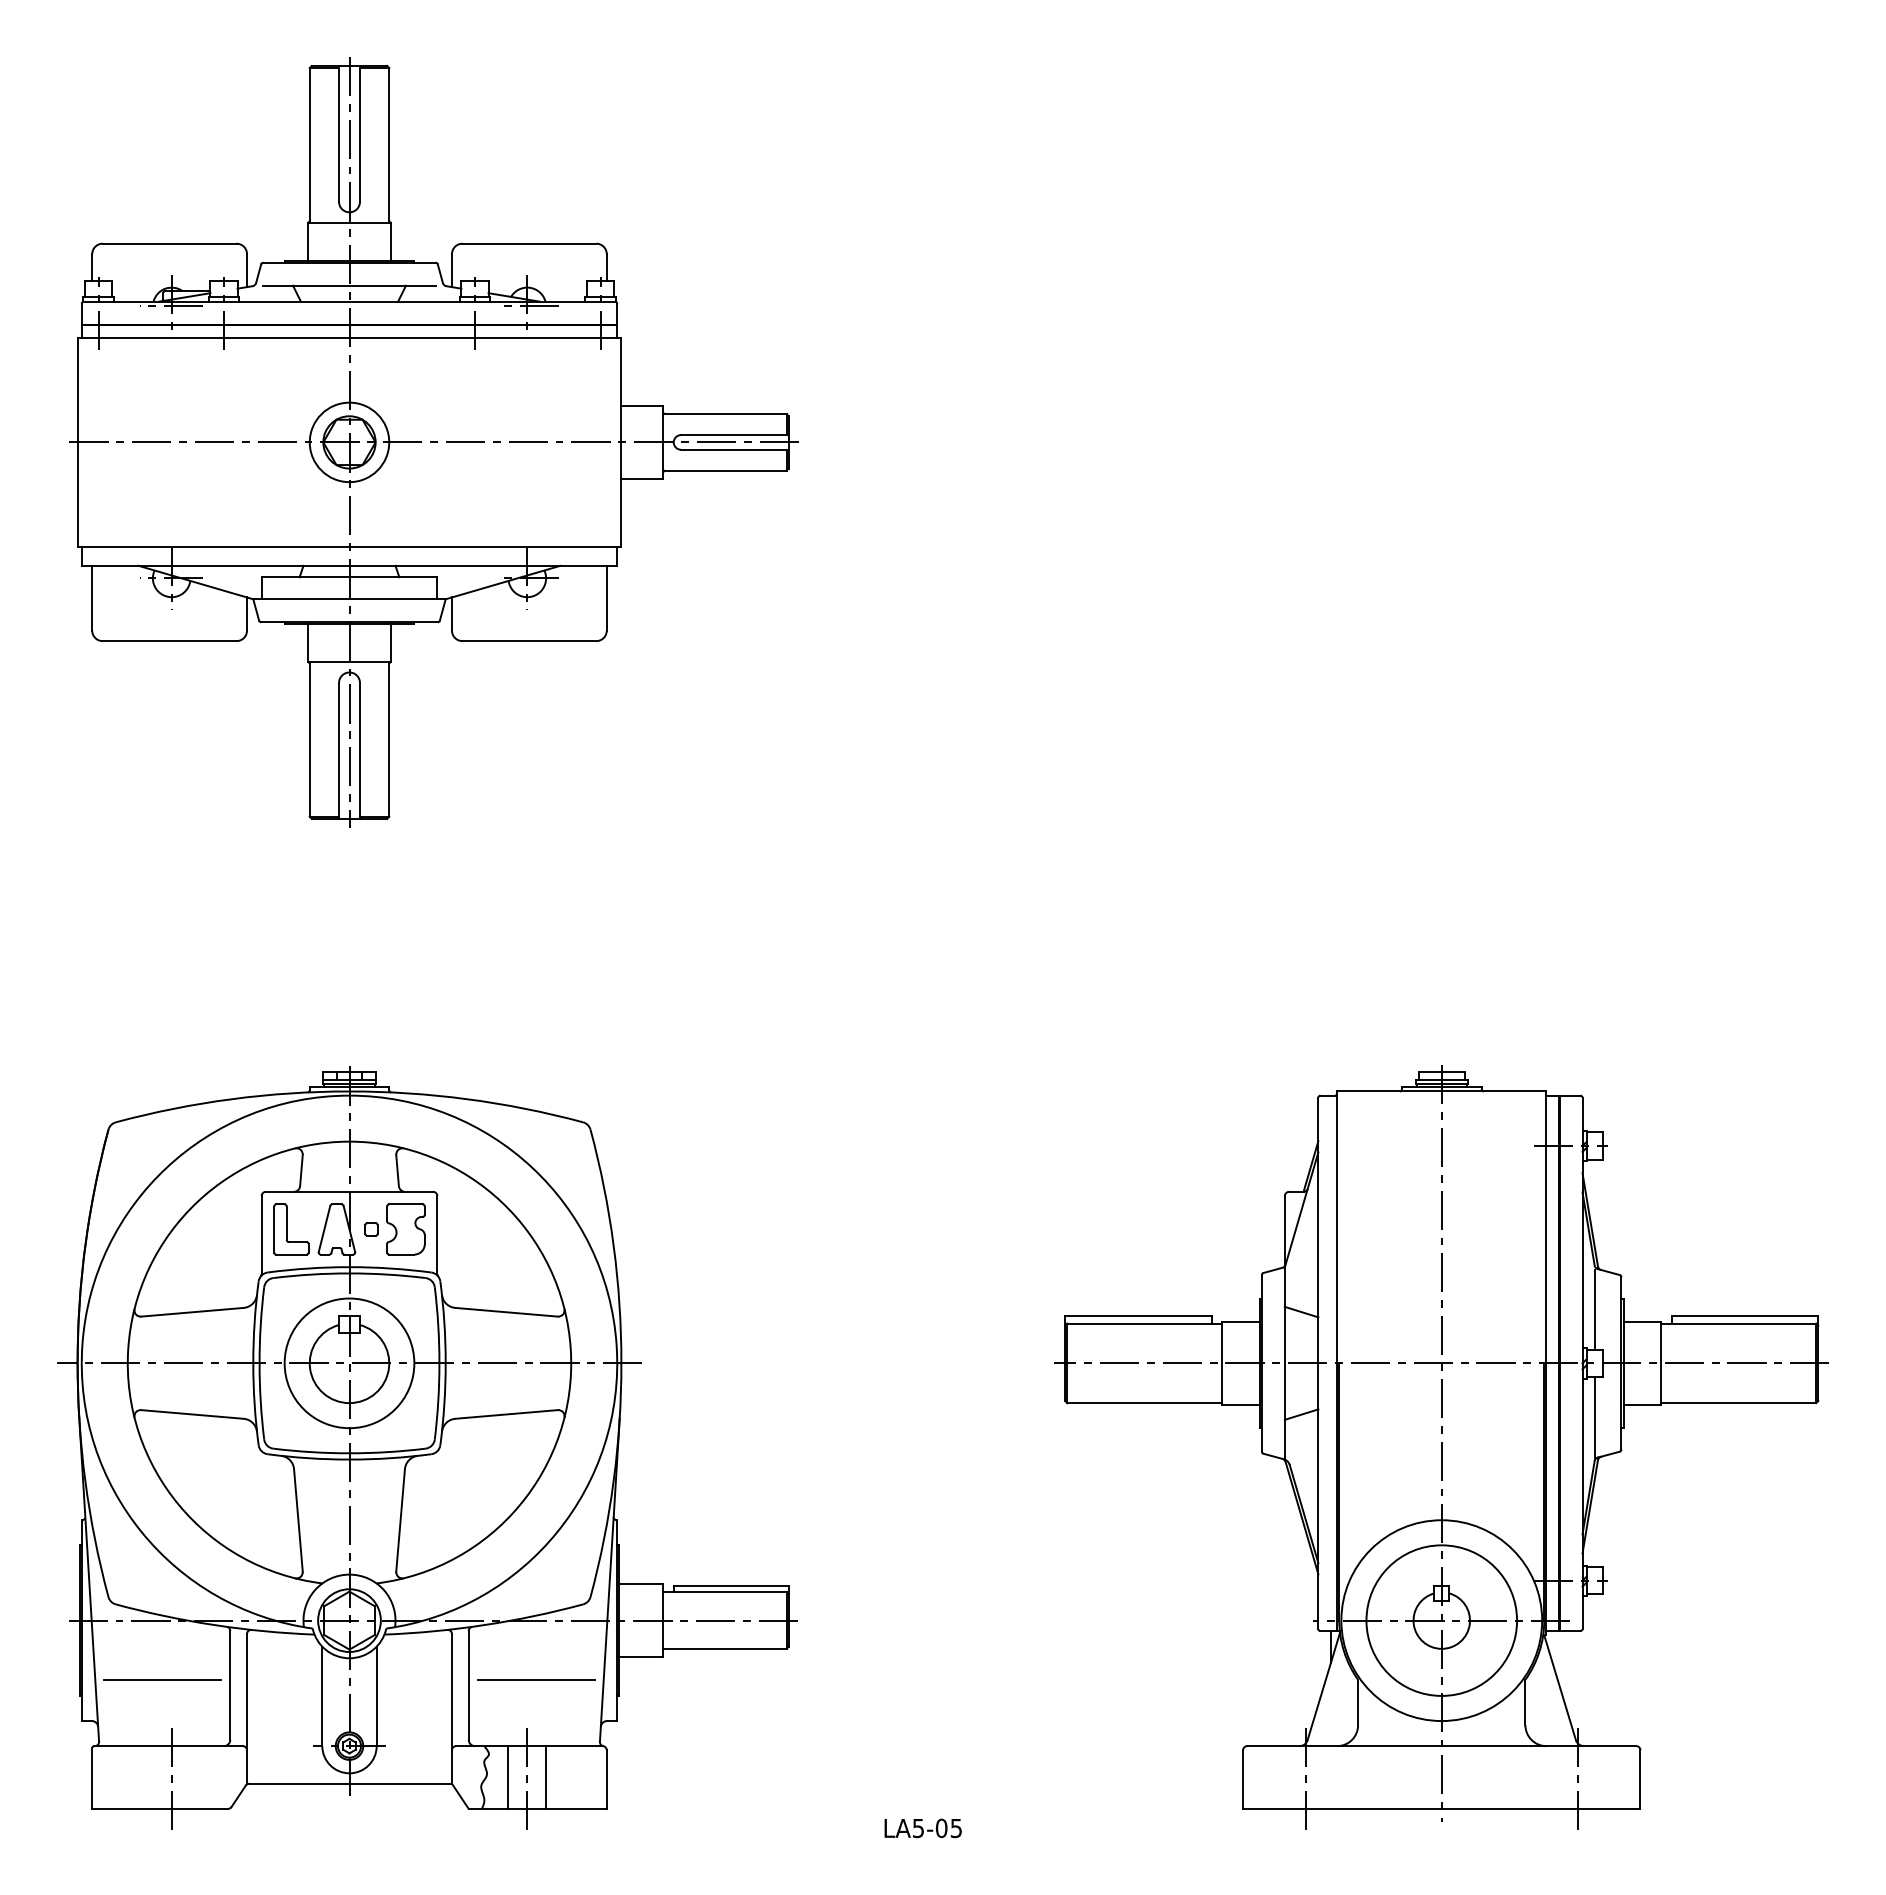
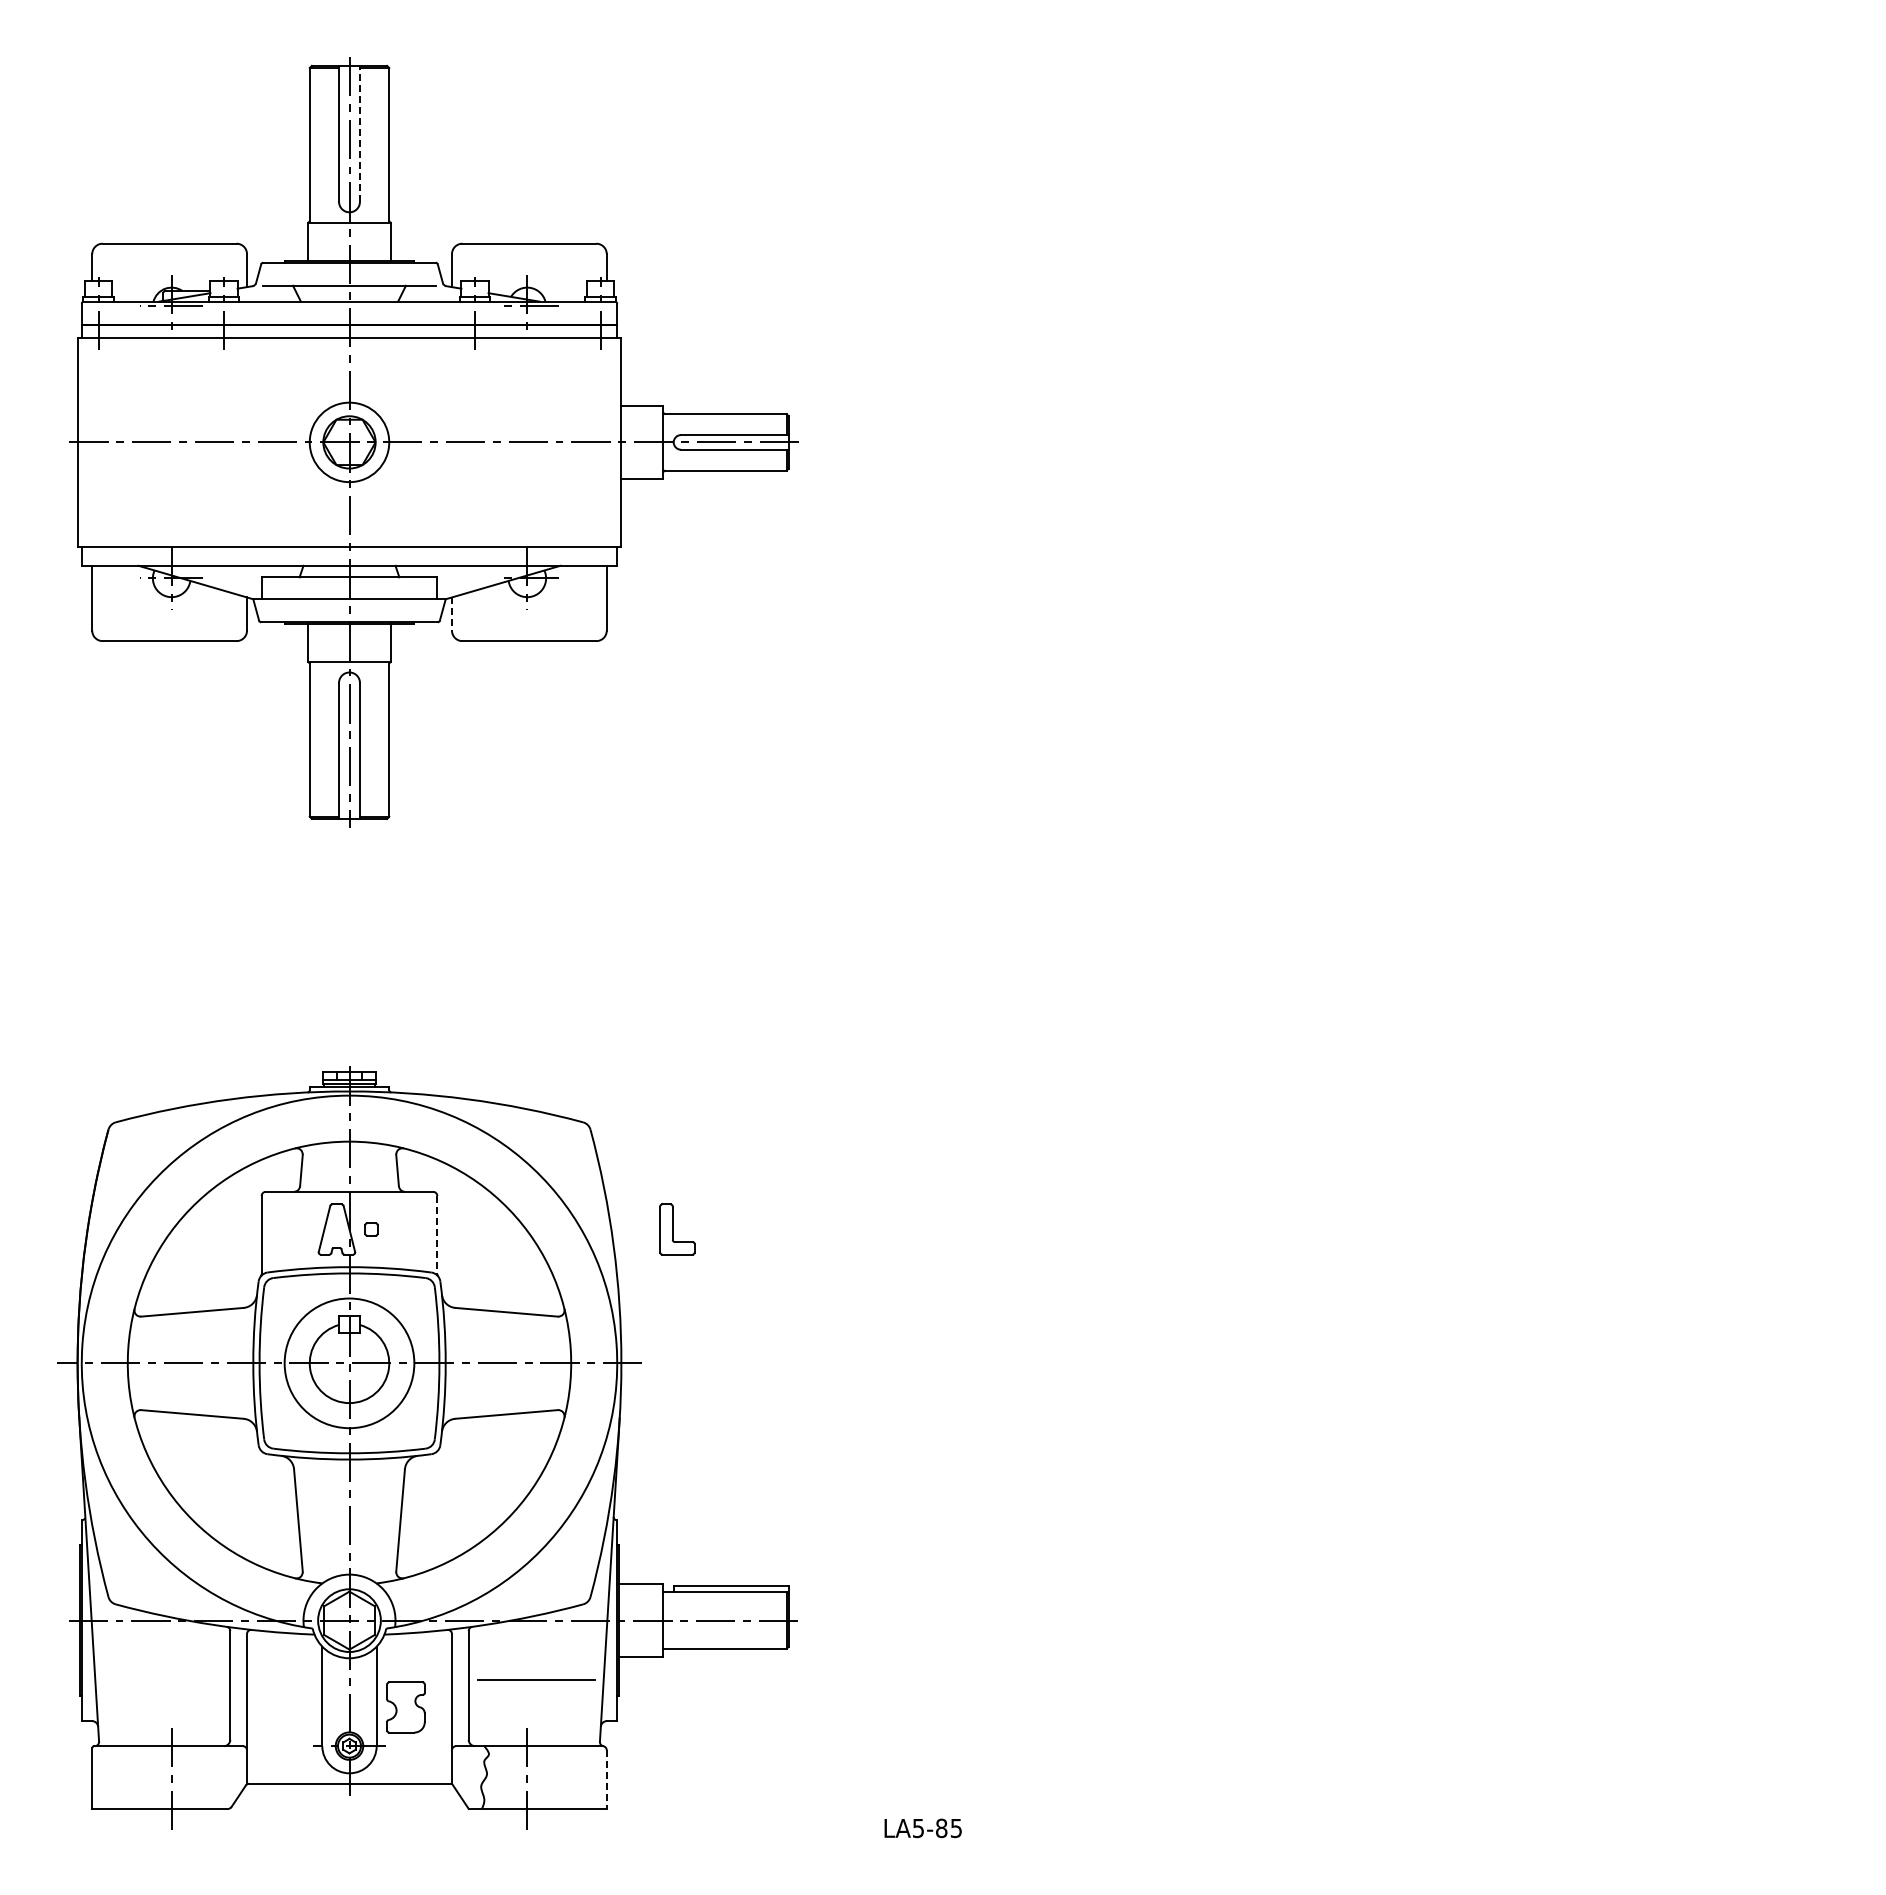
line: solid -> dashed (359, 133)
line: solid -> dashed (452, 614)
part position: (291, 1229) -> (677, 1229) (677, 1229)
part position: (405, 1229) -> (405, 1707) (405, 1707)
line: solid -> dashed (437, 1234)
part: present -> none (1441, 1447)
line: present -> none (162, 1679)
line: present -> none (508, 1777)
line: present -> none (546, 1777)
line: solid -> dashed (606, 1780)
text: LA5-05 -> LA5-85 (941, 1828)
